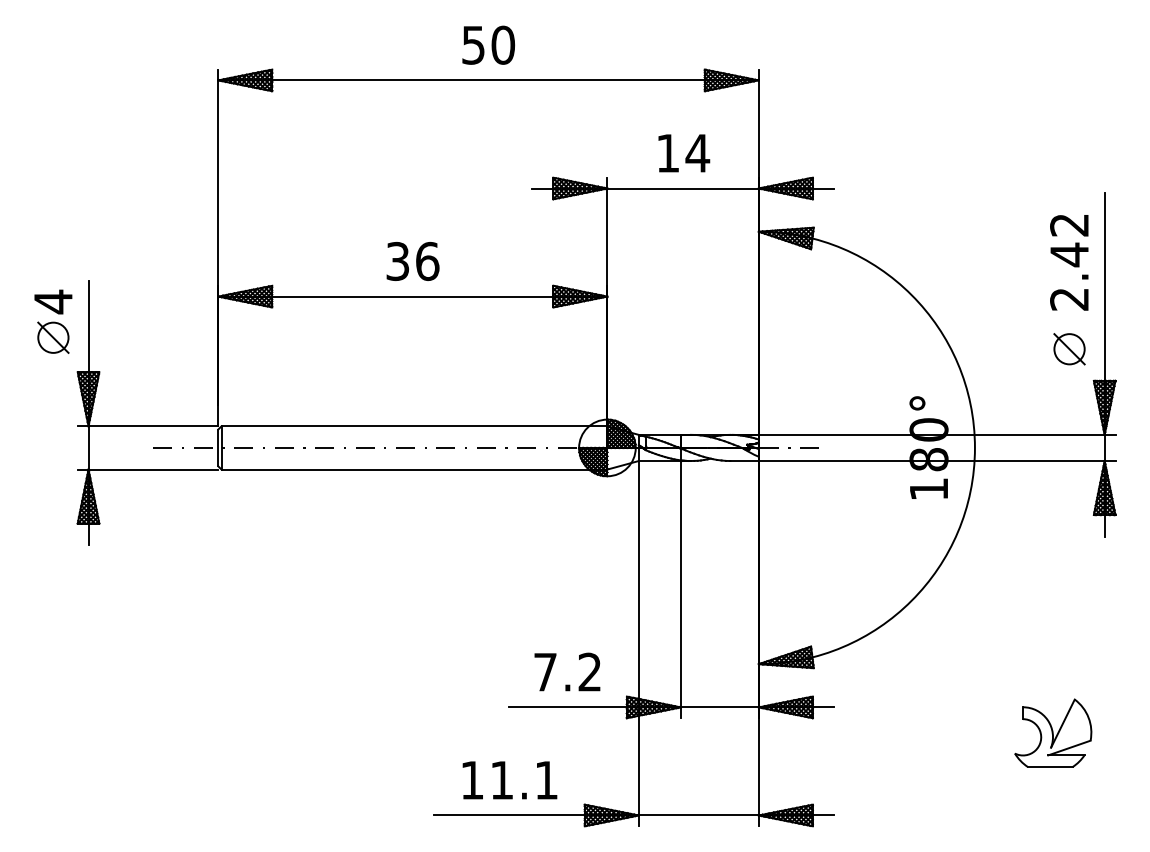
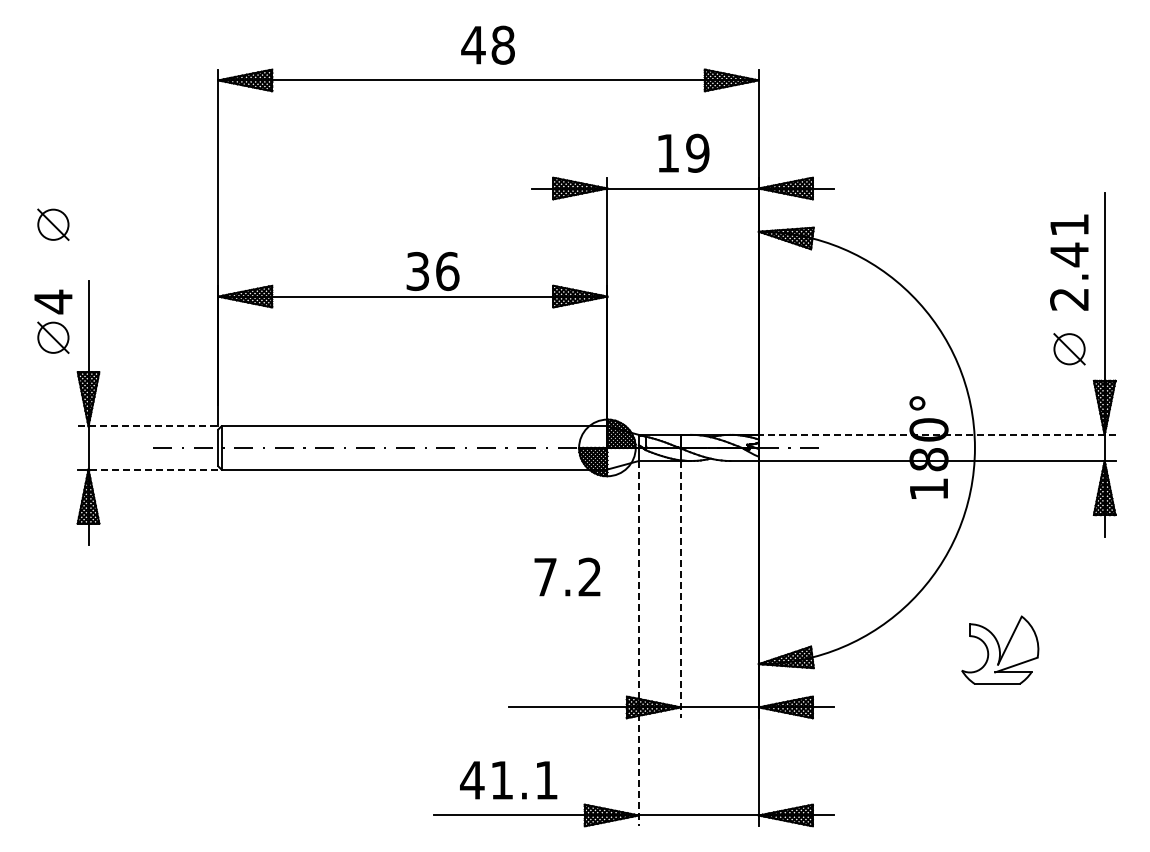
text: 50 -> 48 (488, 44)
text: 14 -> 19 (697, 152)
part: none -> present (53, 224)
text: 2.42 -> 2.41 (1069, 225)
text position: (412, 261) -> (432, 271) (432, 271)
line: solid -> dashed (148, 426)
line: solid -> dashed (936, 434)
line: solid -> dashed (153, 469)
line: solid -> dashed (680, 589)
line: solid -> dashed (638, 643)
text position: (567, 671) -> (567, 576) (567, 576)
part position: (1053, 732) -> (1000, 649) (1000, 649)
text: 11.1 -> 41.1 (472, 780)
